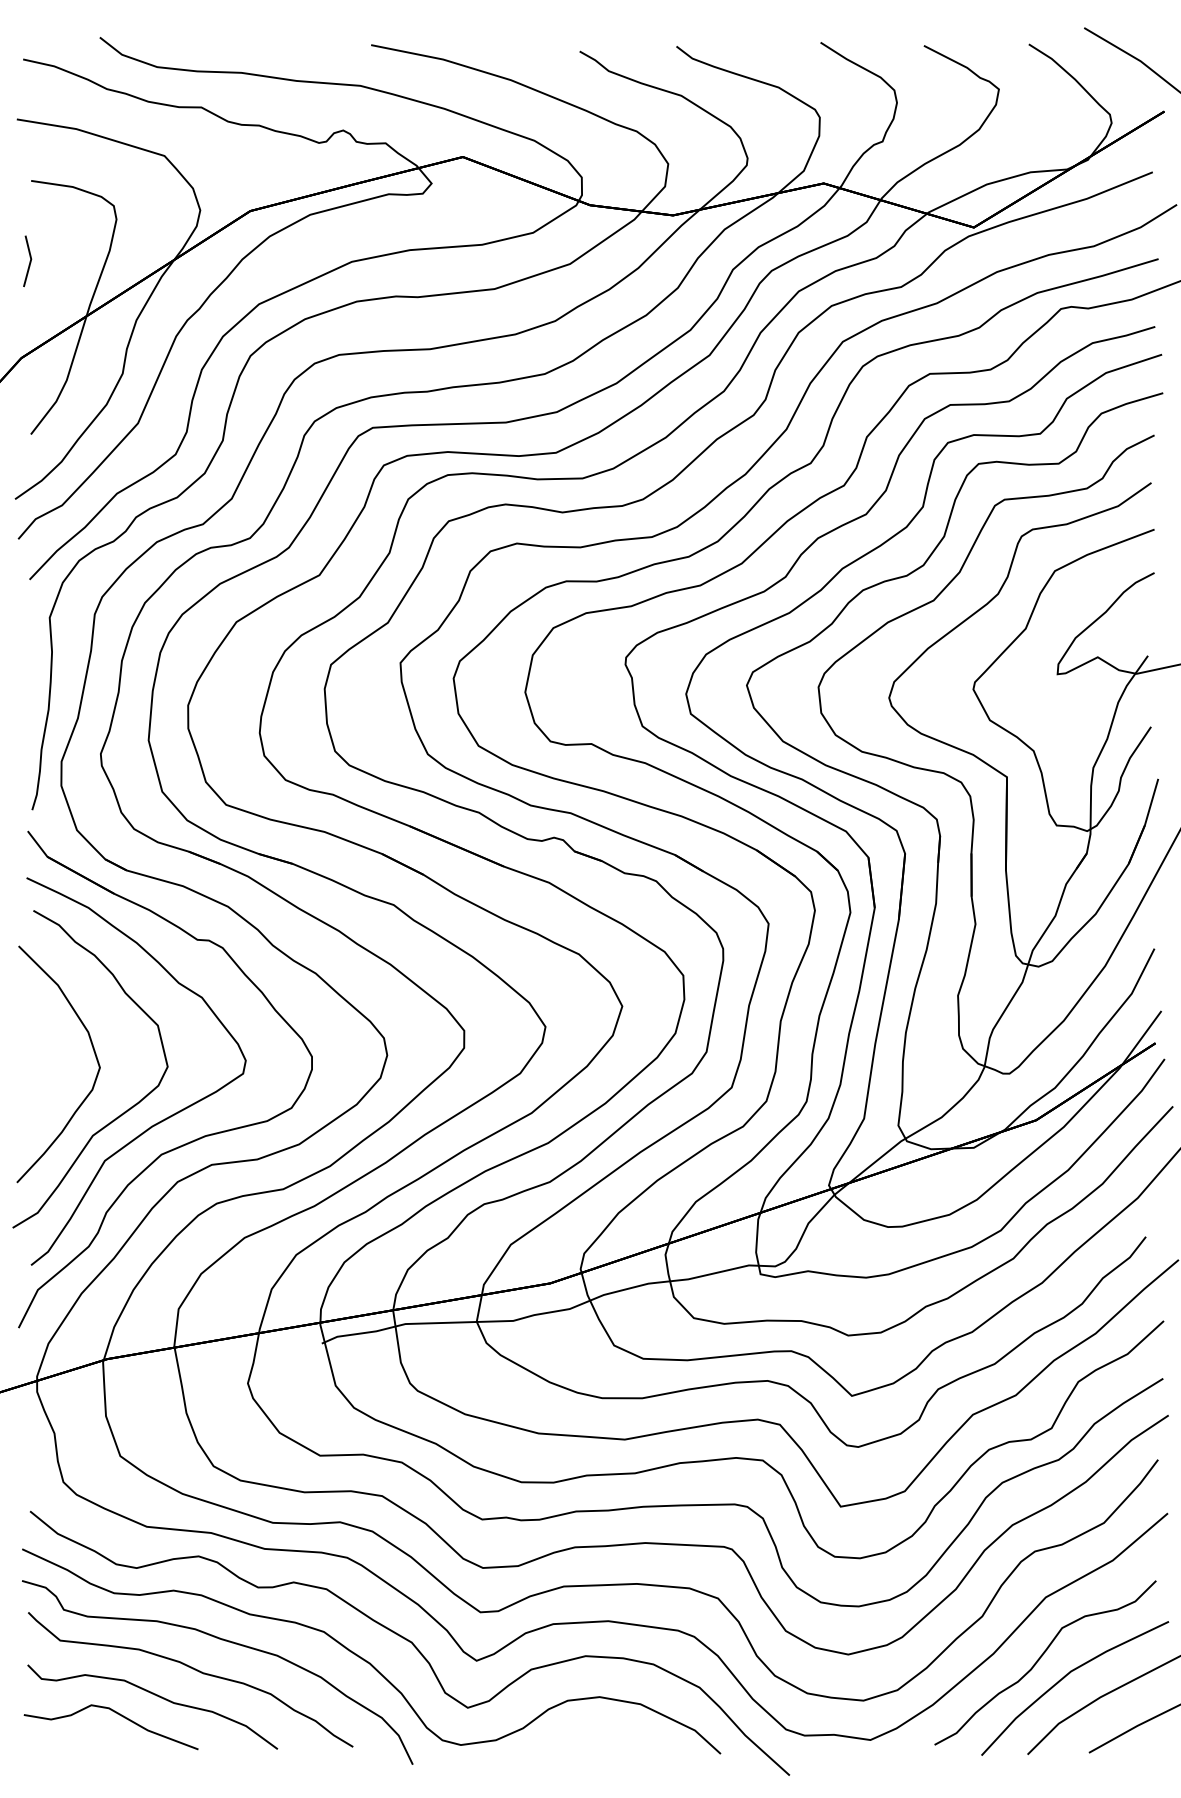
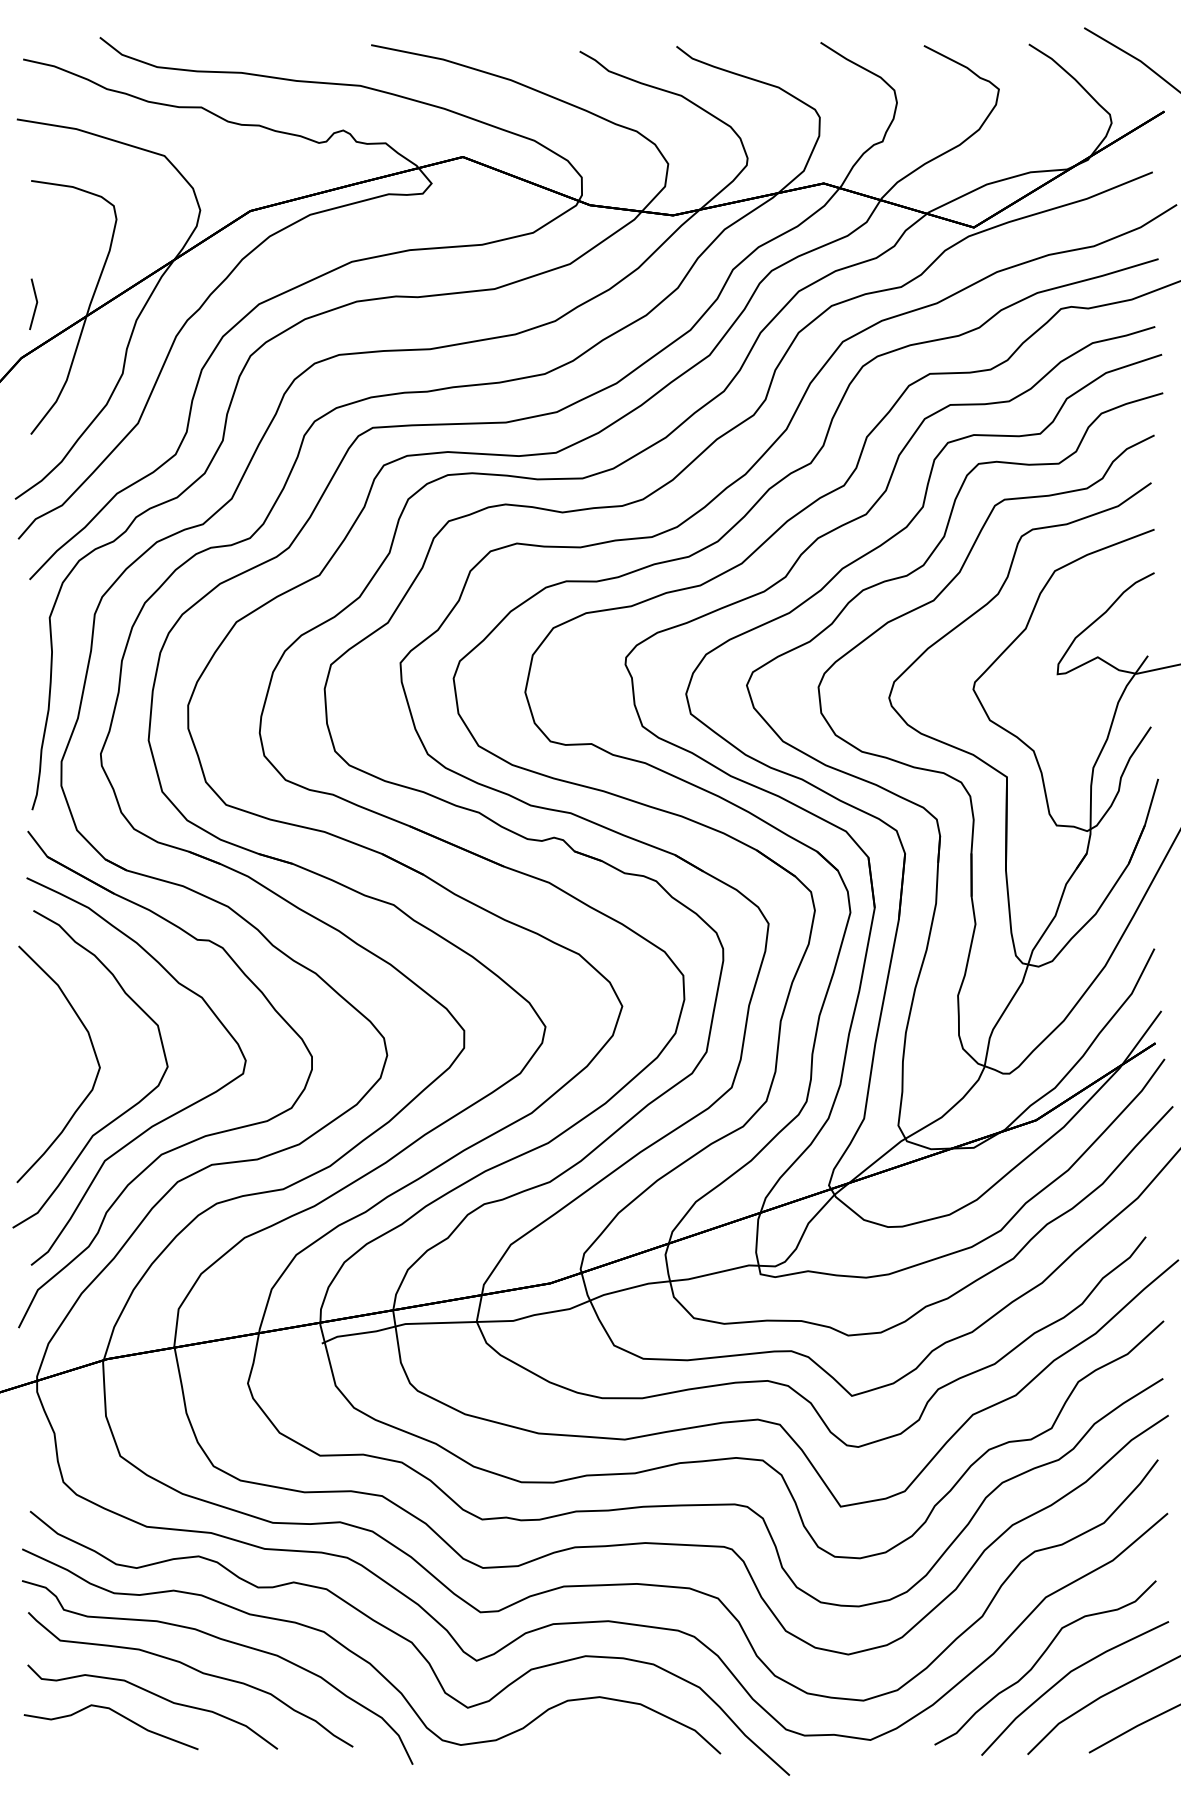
part position: (27, 261) -> (33, 304) (33, 304)
